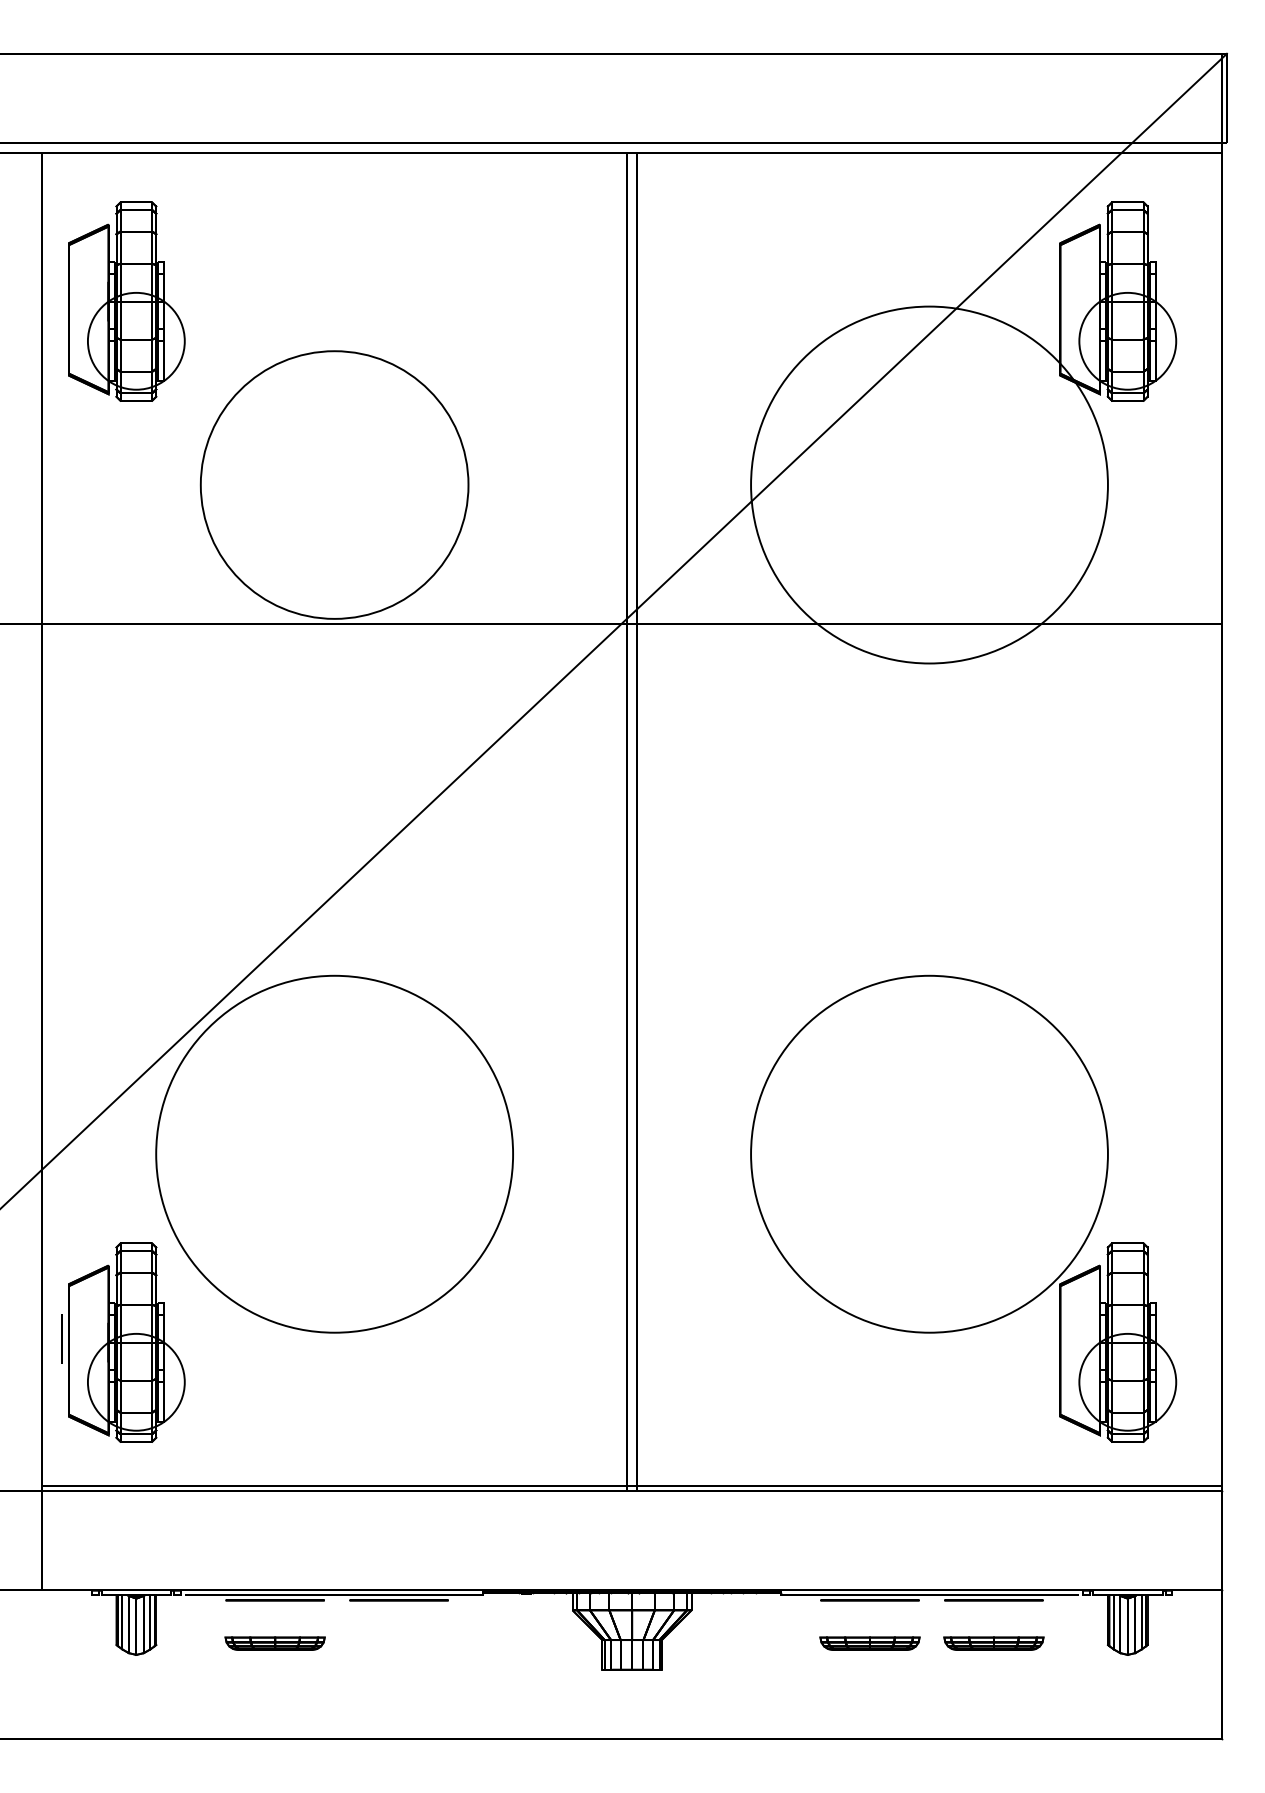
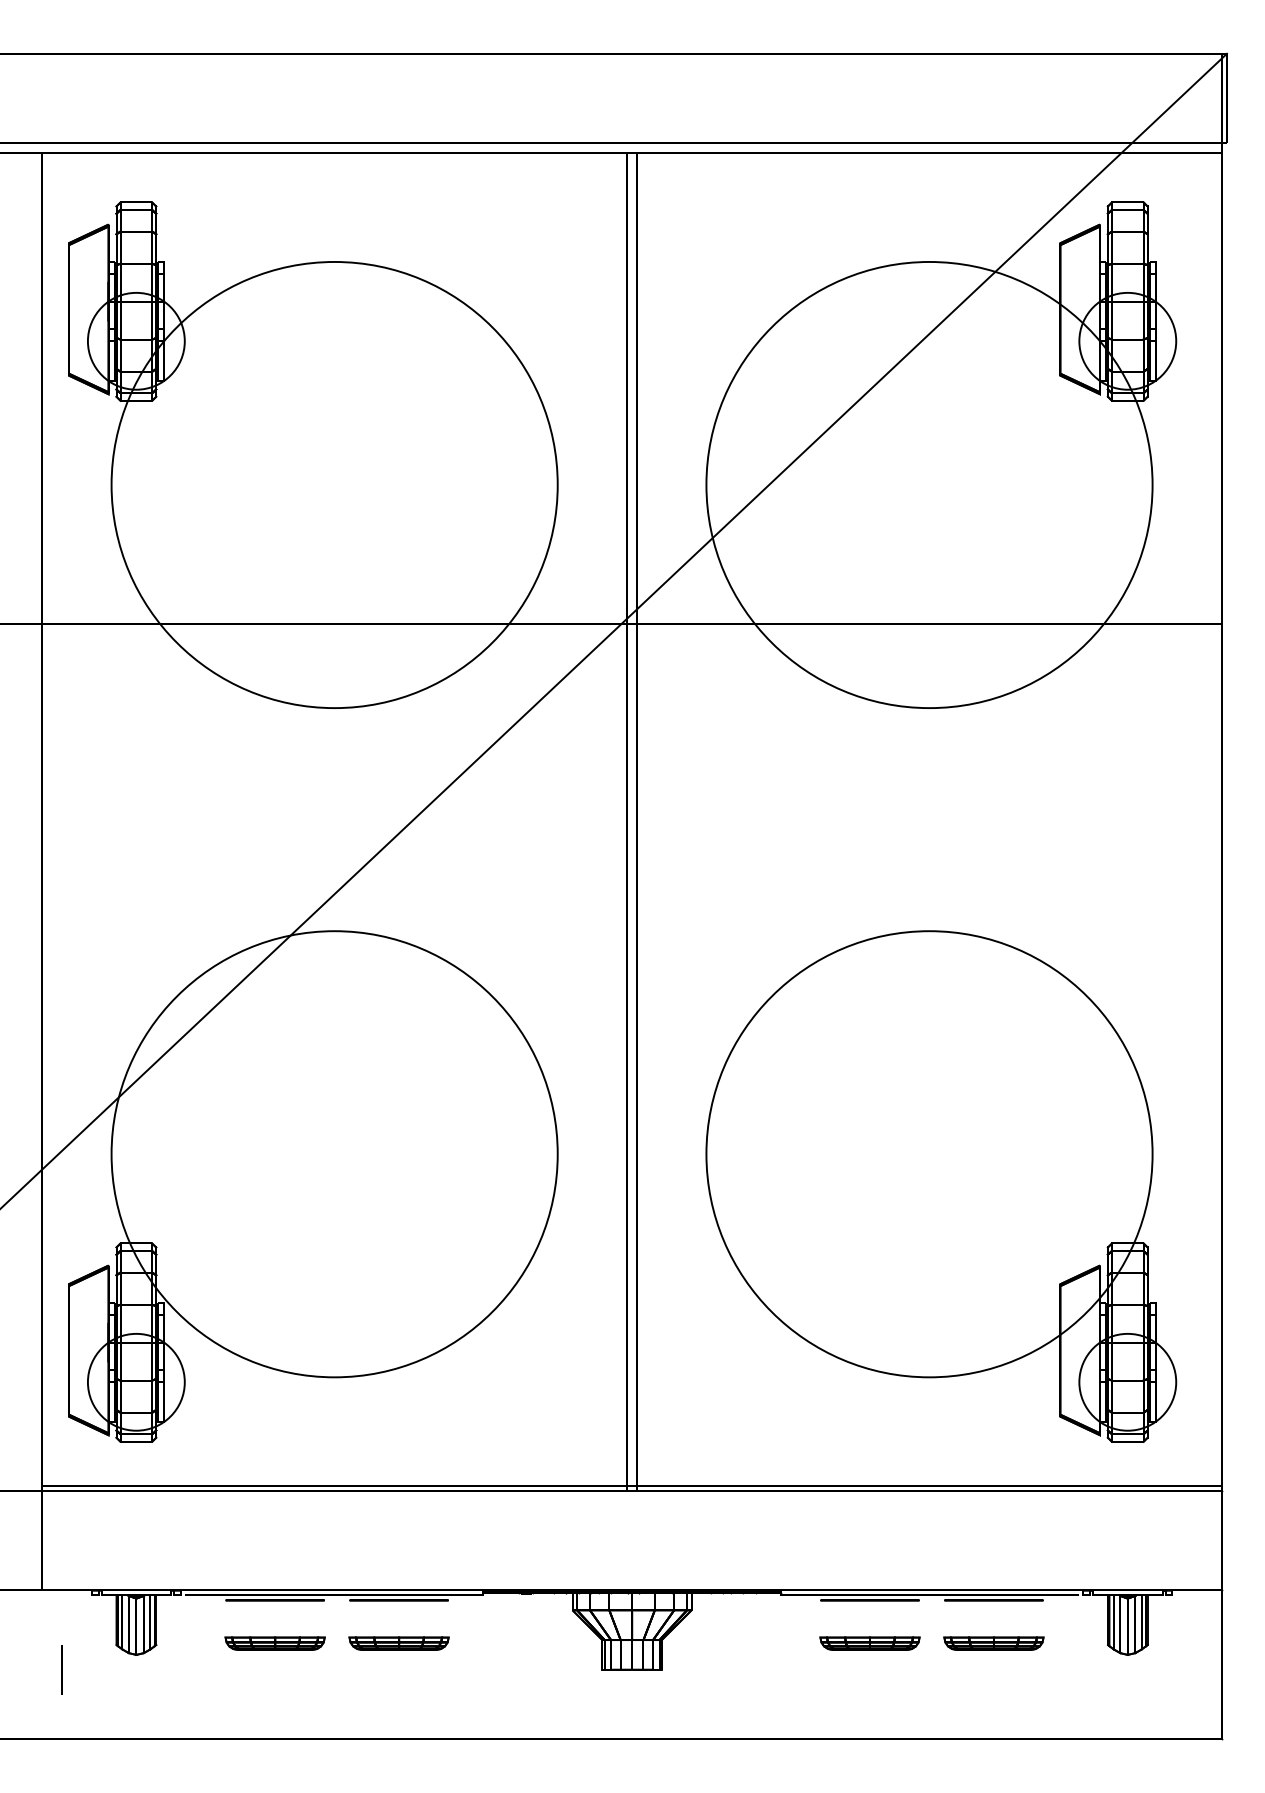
circle diameter: 268 px -> 446 px (334, 484)
circle diameter: 357 px -> 446 px (929, 484)
circle diameter: 357 px -> 446 px (334, 1154)
circle diameter: 357 px -> 446 px (929, 1154)
circle position: (61, 1338) -> (61, 1669) (61, 1669)
part: none -> present (398, 1643)
